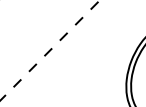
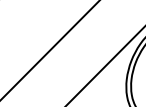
line: dashed -> solid (49, 50)
line: none -> present (105, 66)
